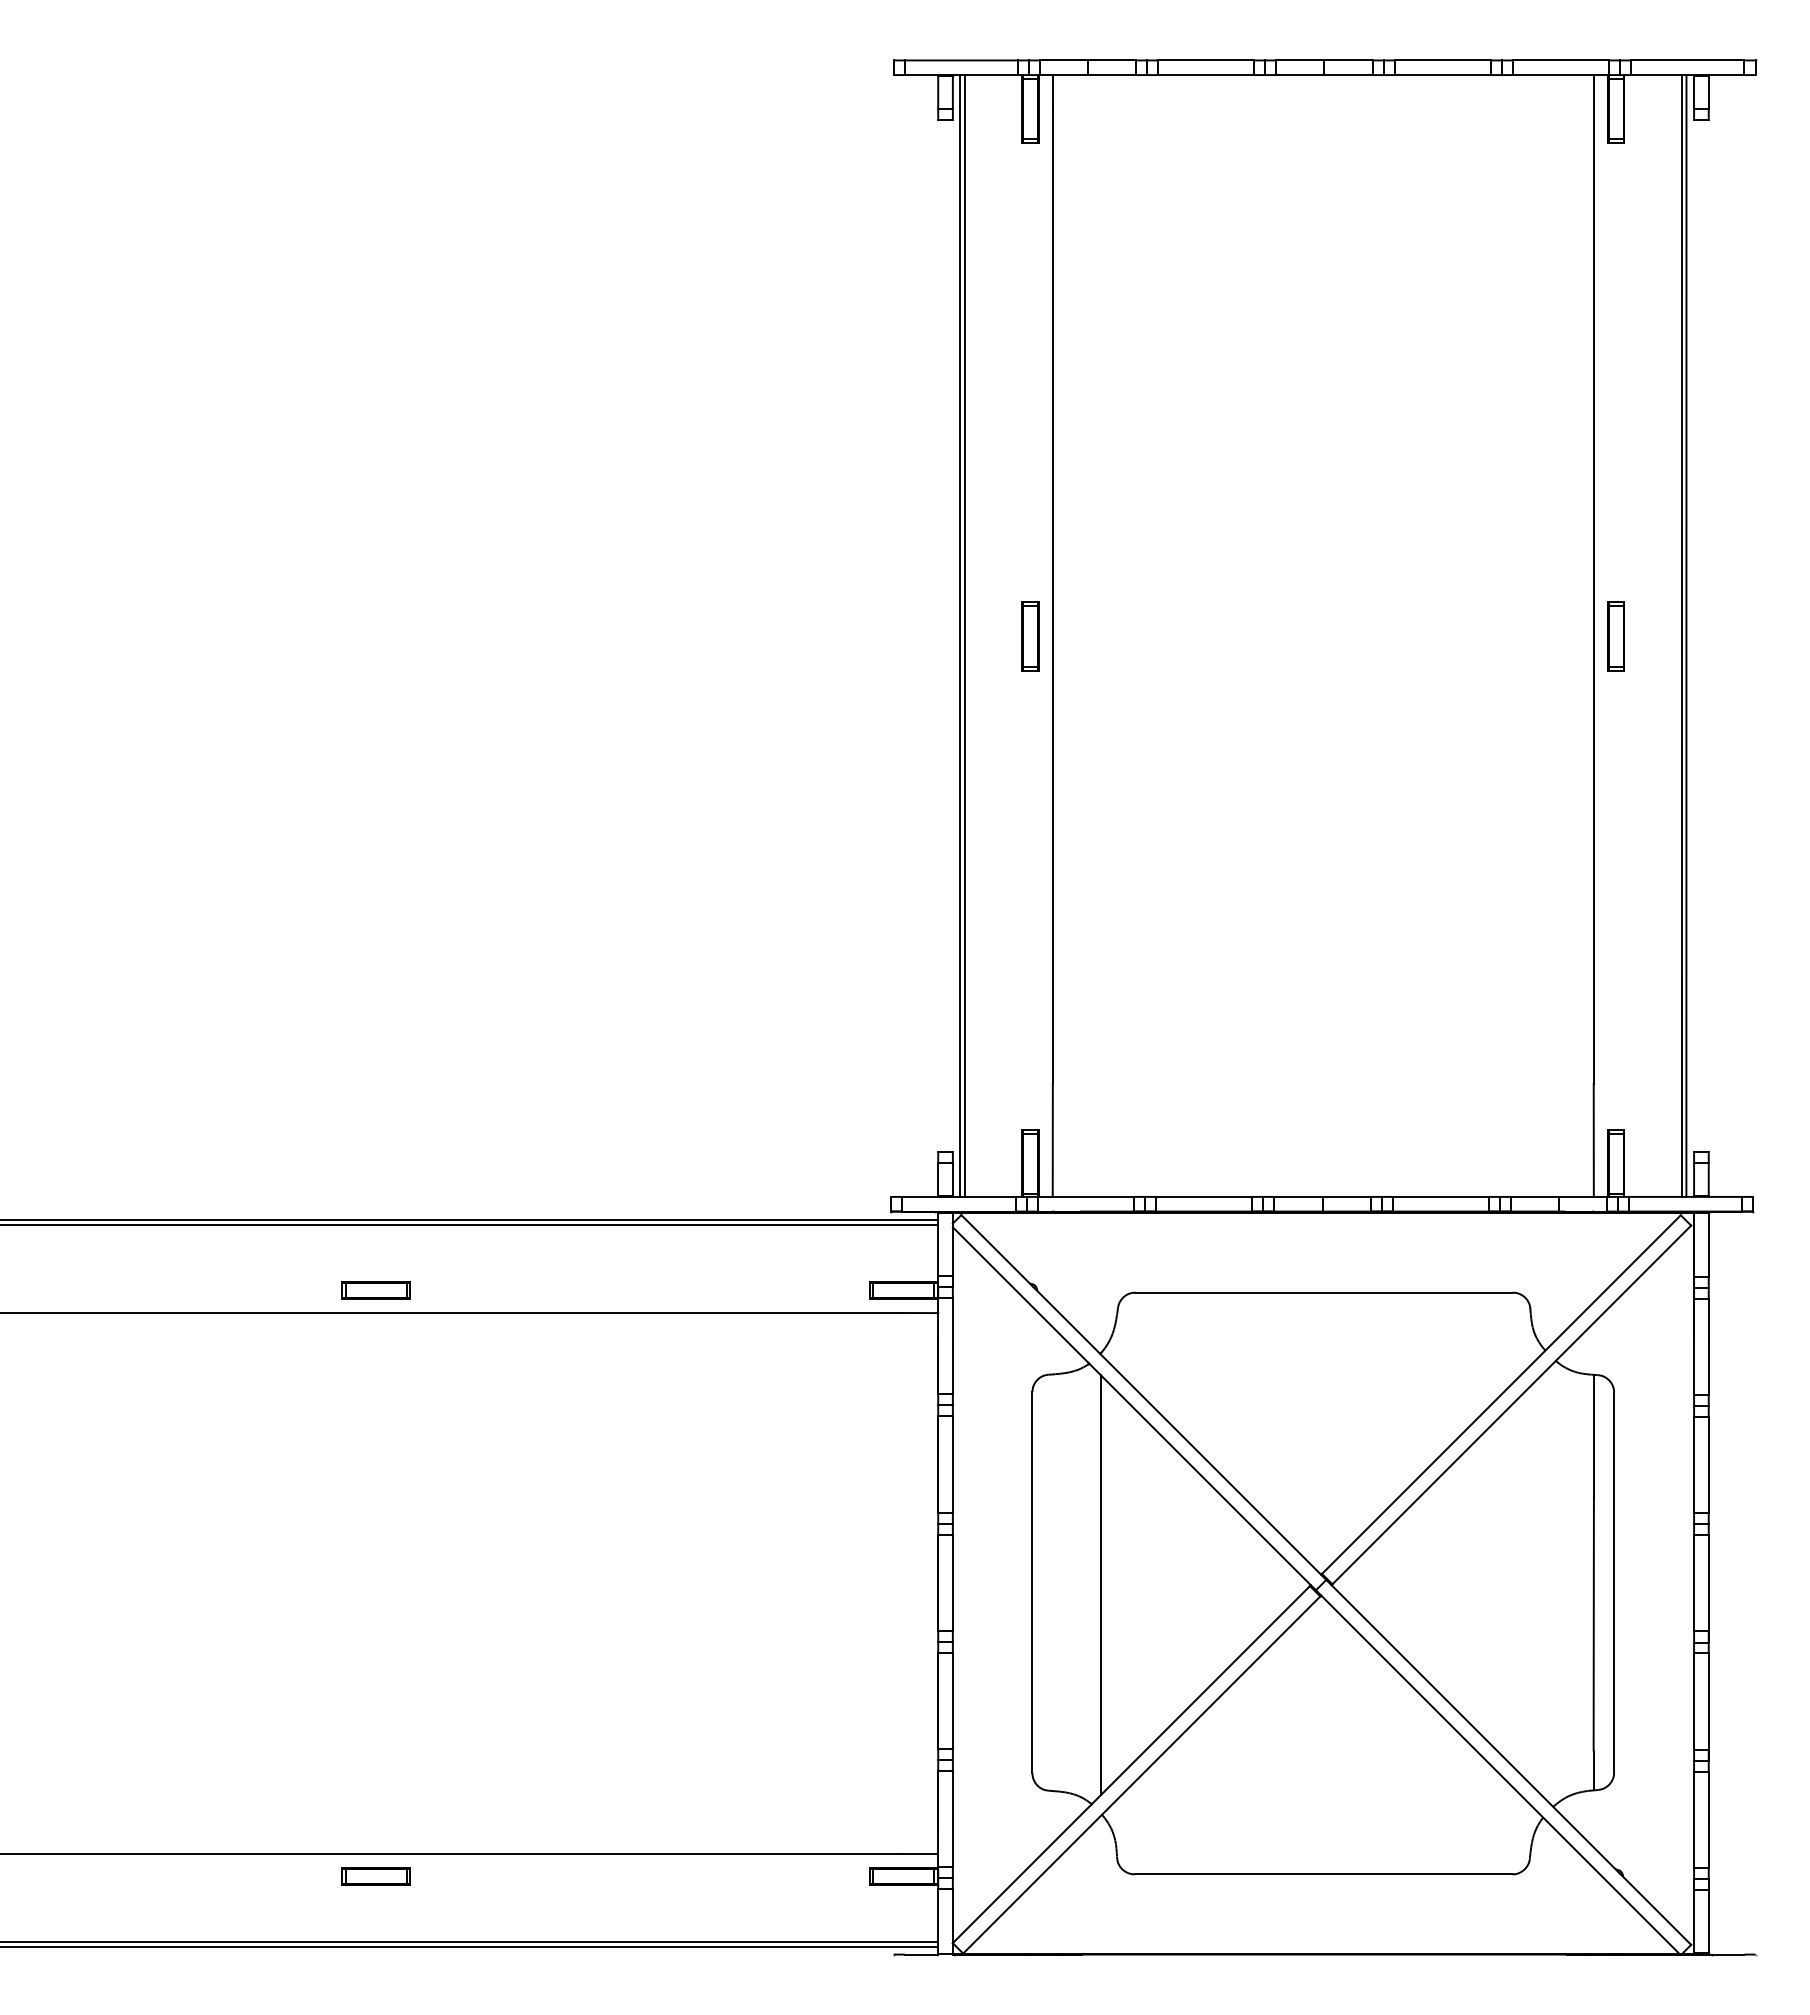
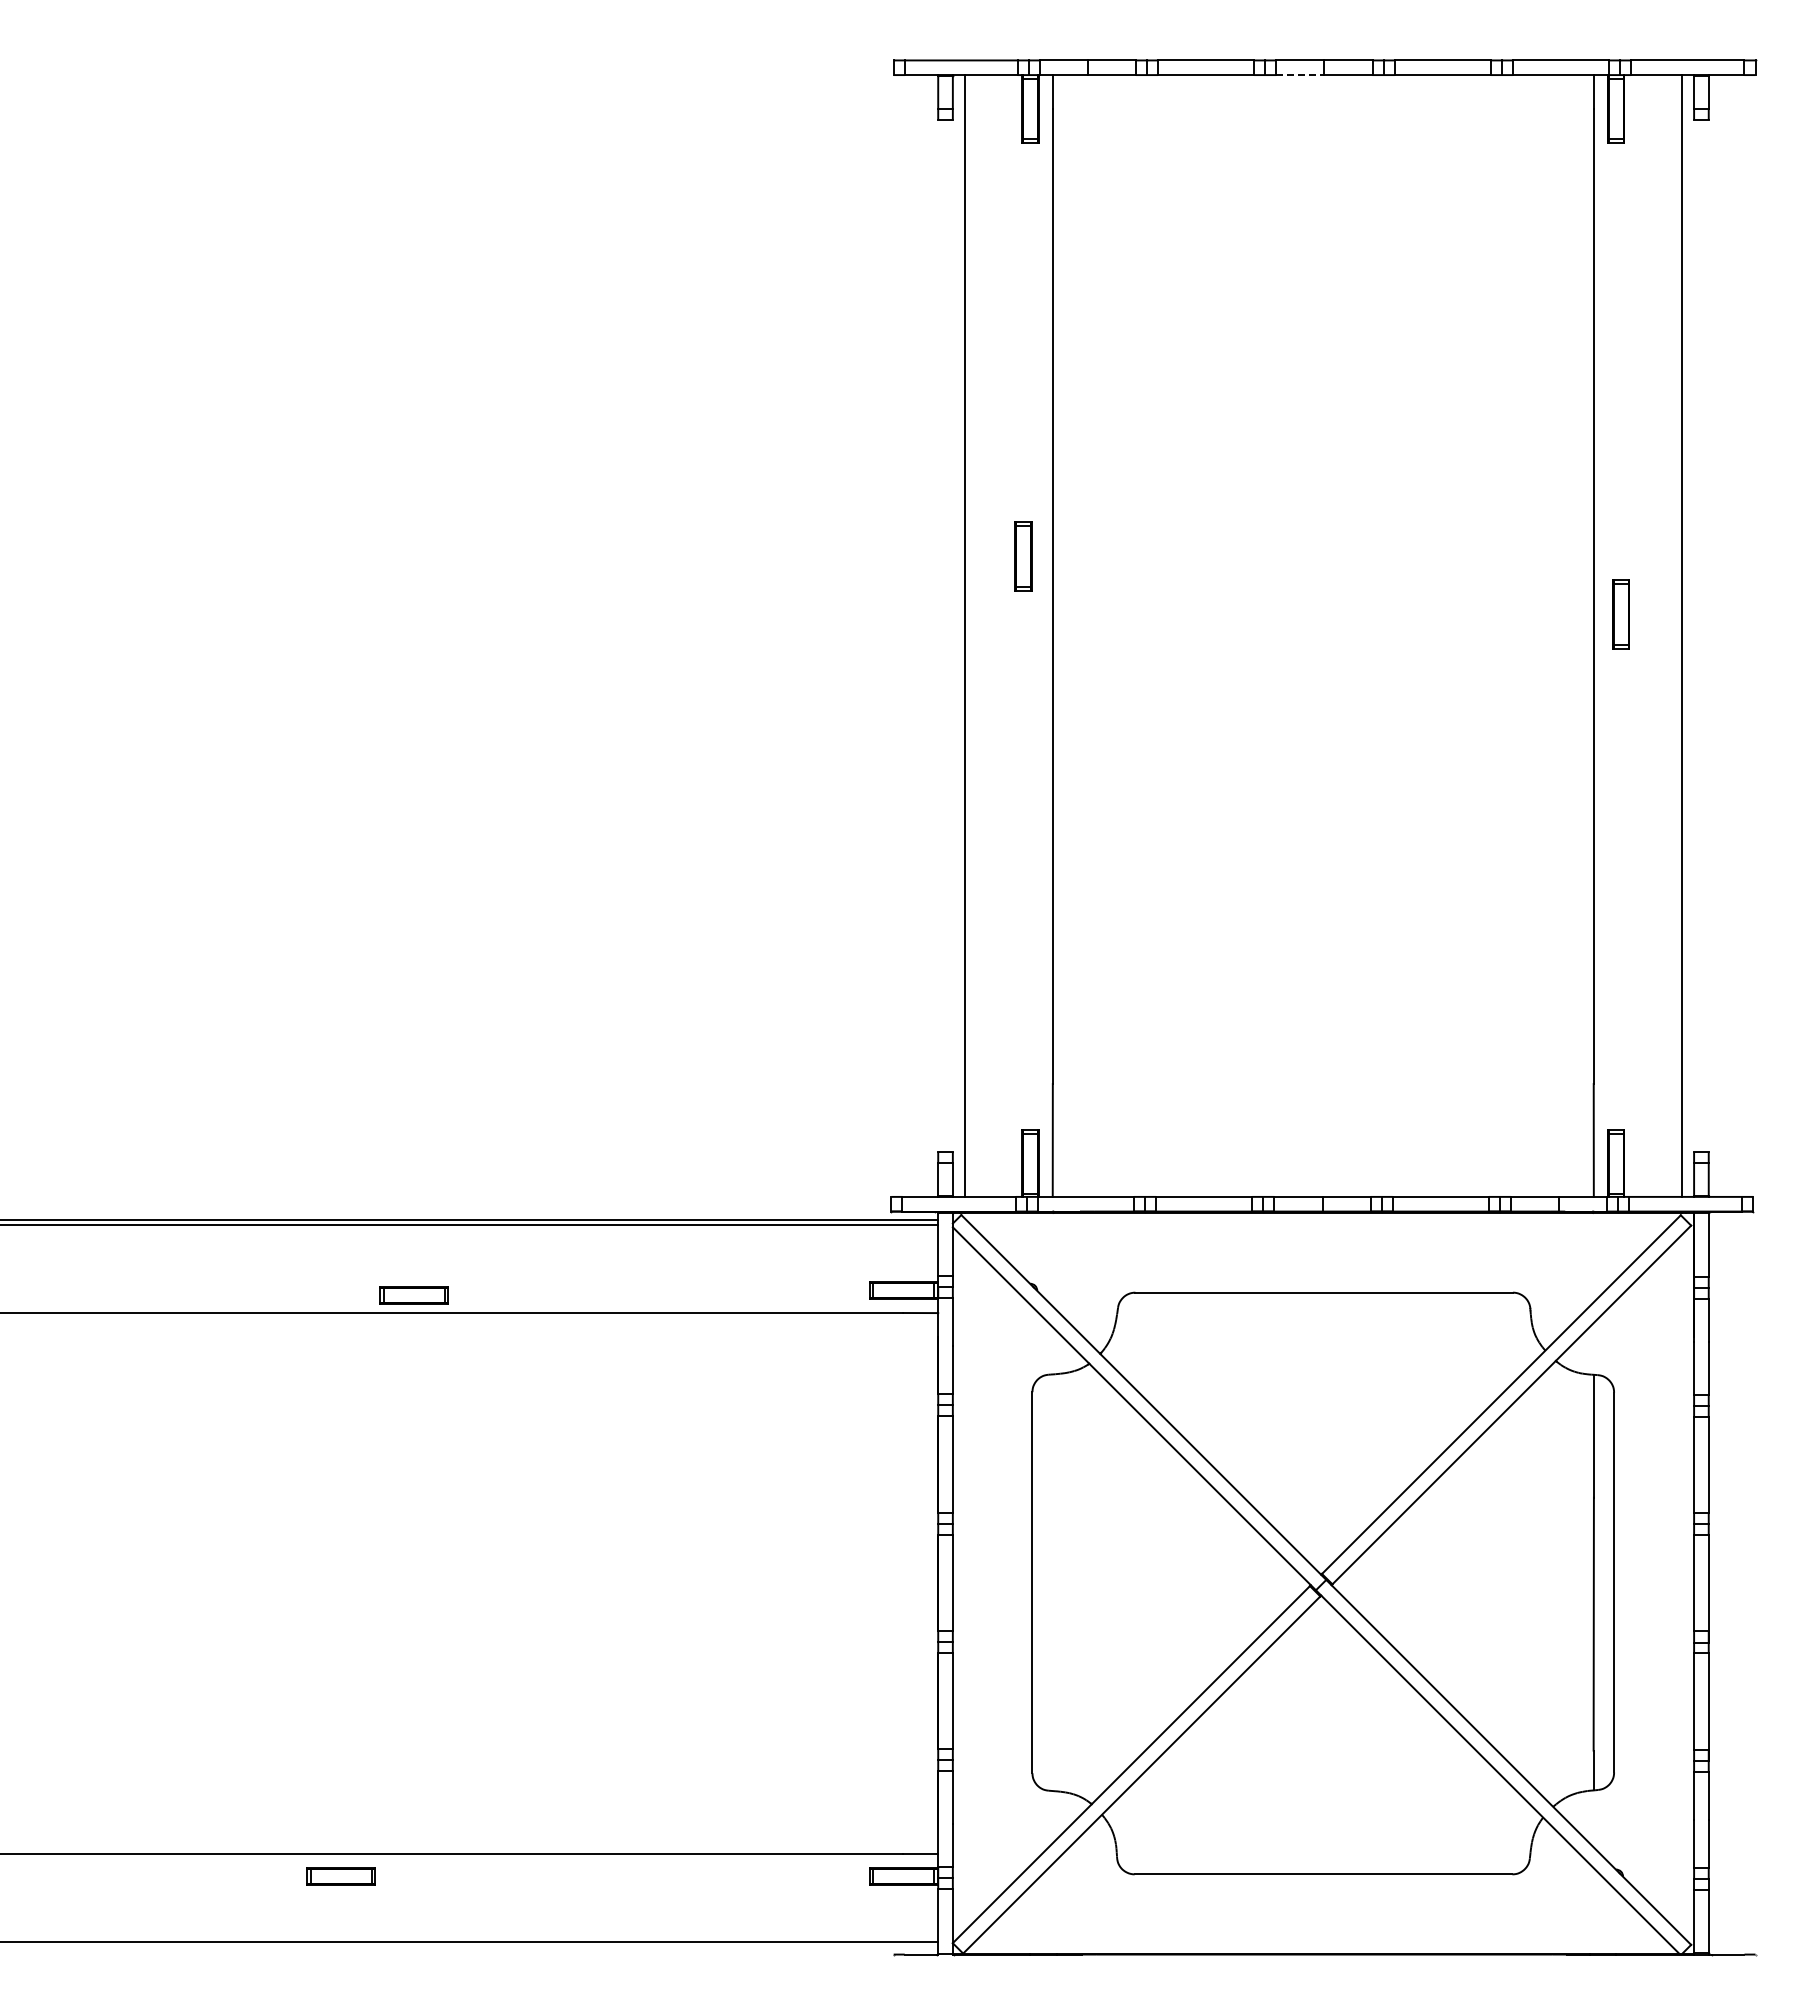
line: solid -> dashed (1300, 75)
line: present -> none (959, 635)
line: present -> none (1686, 635)
part position: (1030, 636) -> (1023, 556) (1023, 556)
part position: (1615, 636) -> (1620, 614) (1620, 614)
part position: (375, 1290) -> (413, 1295) (413, 1295)
line: present -> none (1100, 1585)
part position: (375, 1876) -> (340, 1876) (340, 1876)
line: present -> none (470, 1946)
